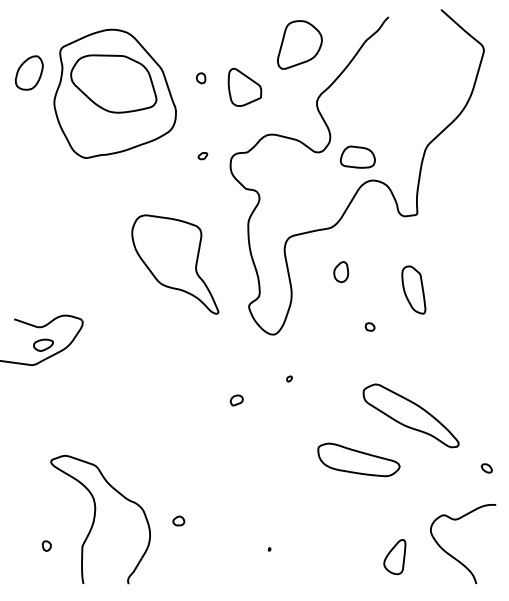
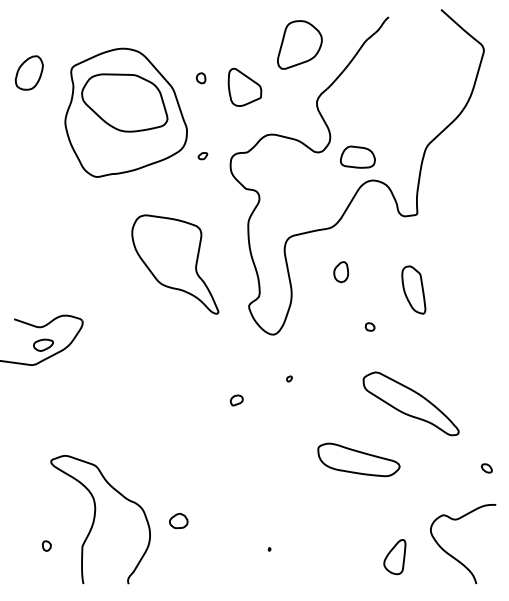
part position: (114, 93) -> (125, 112) (125, 112)
part position: (410, 415) -> (410, 403) (410, 403)
part size: 14x12 px -> 20x18 px (178, 520)
